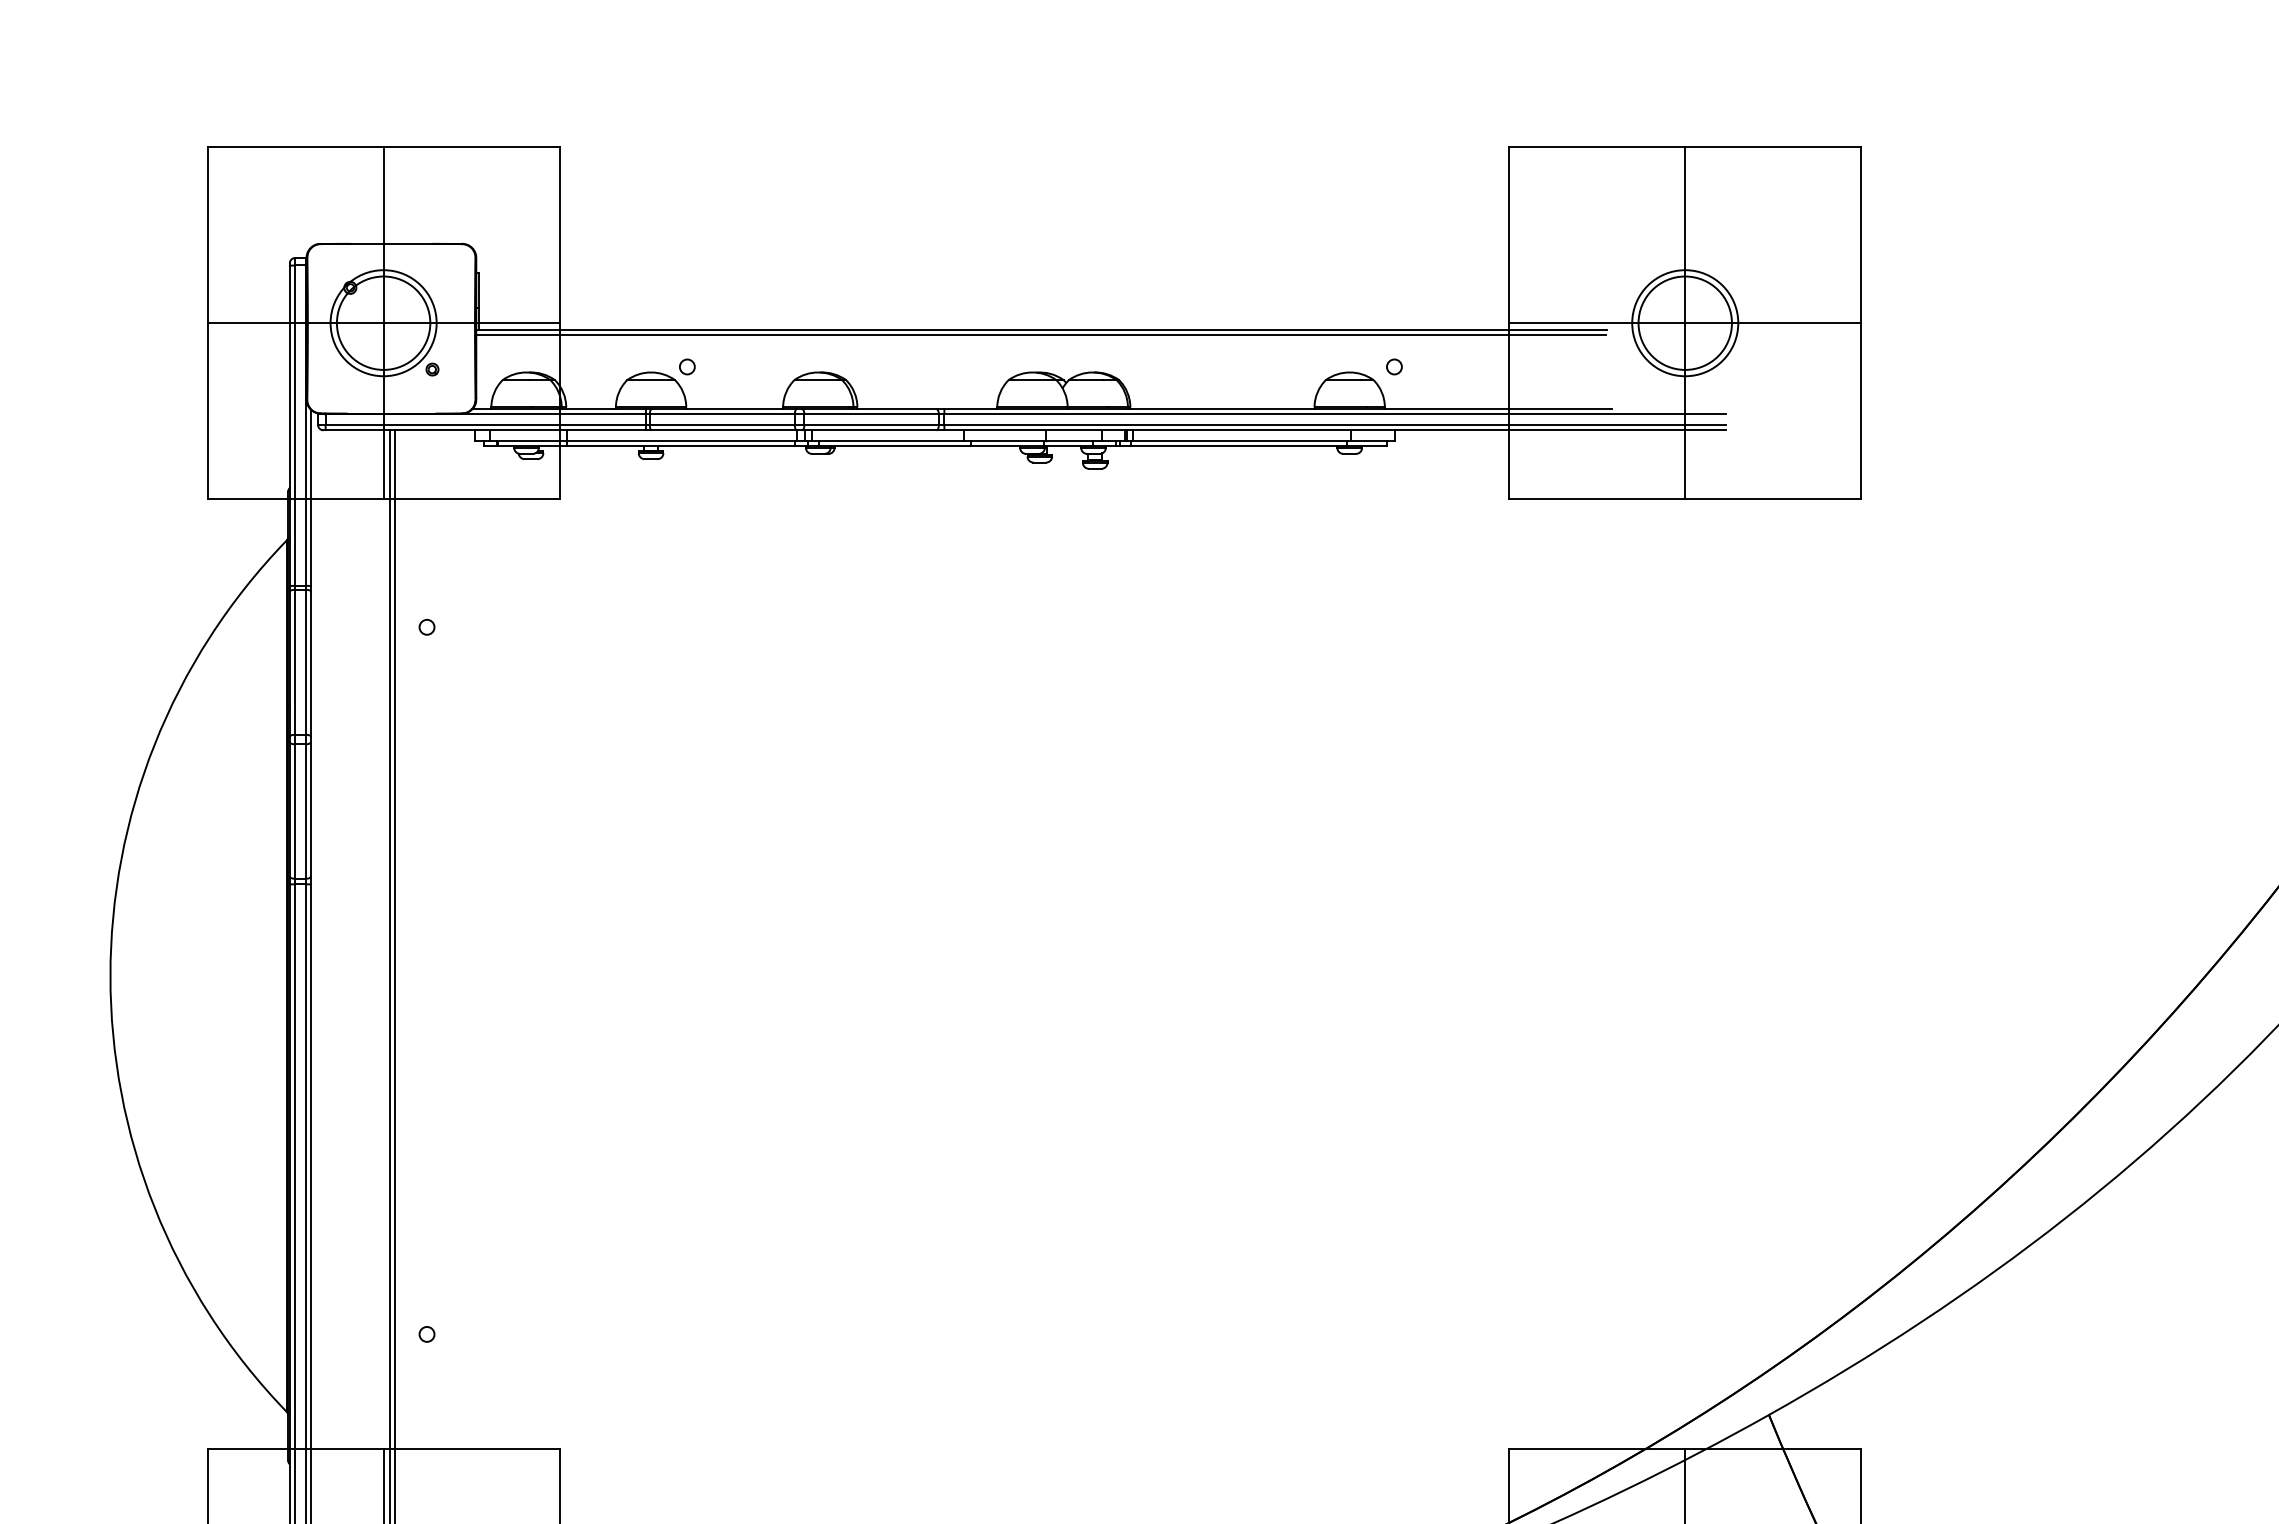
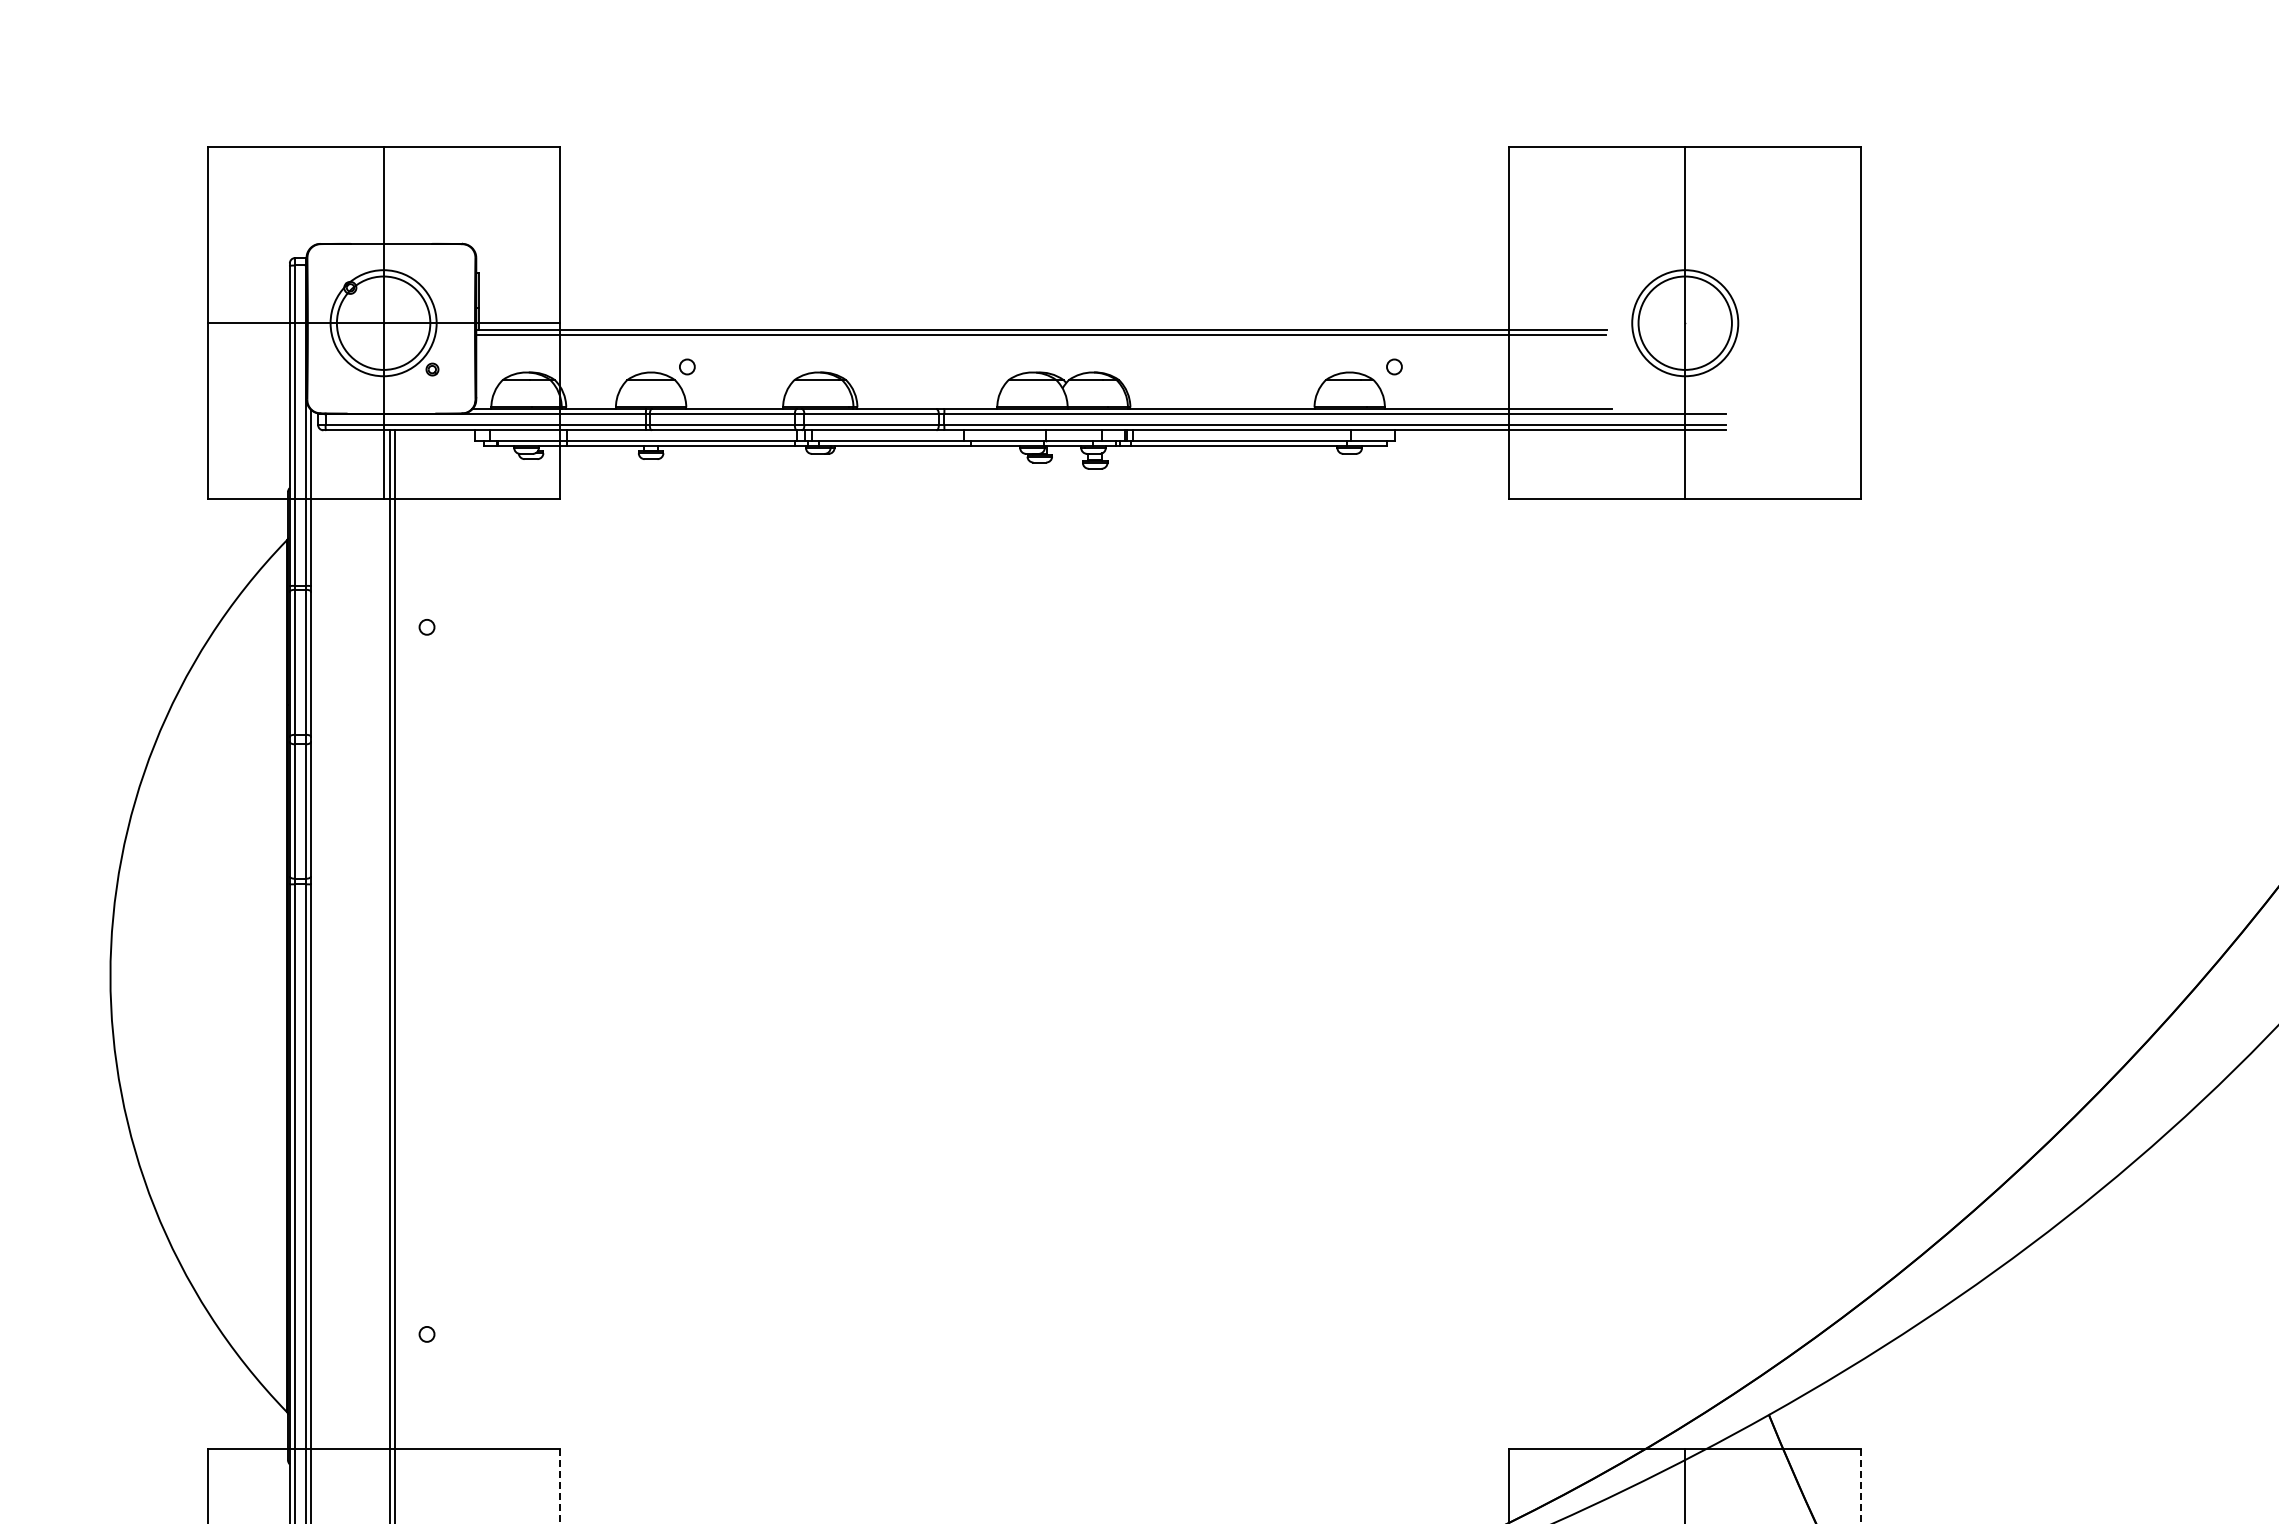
line: present -> none (1685, 323)
line: present -> none (383, 1484)
line: solid -> dashed (559, 1486)
line: solid -> dashed (1861, 1486)
